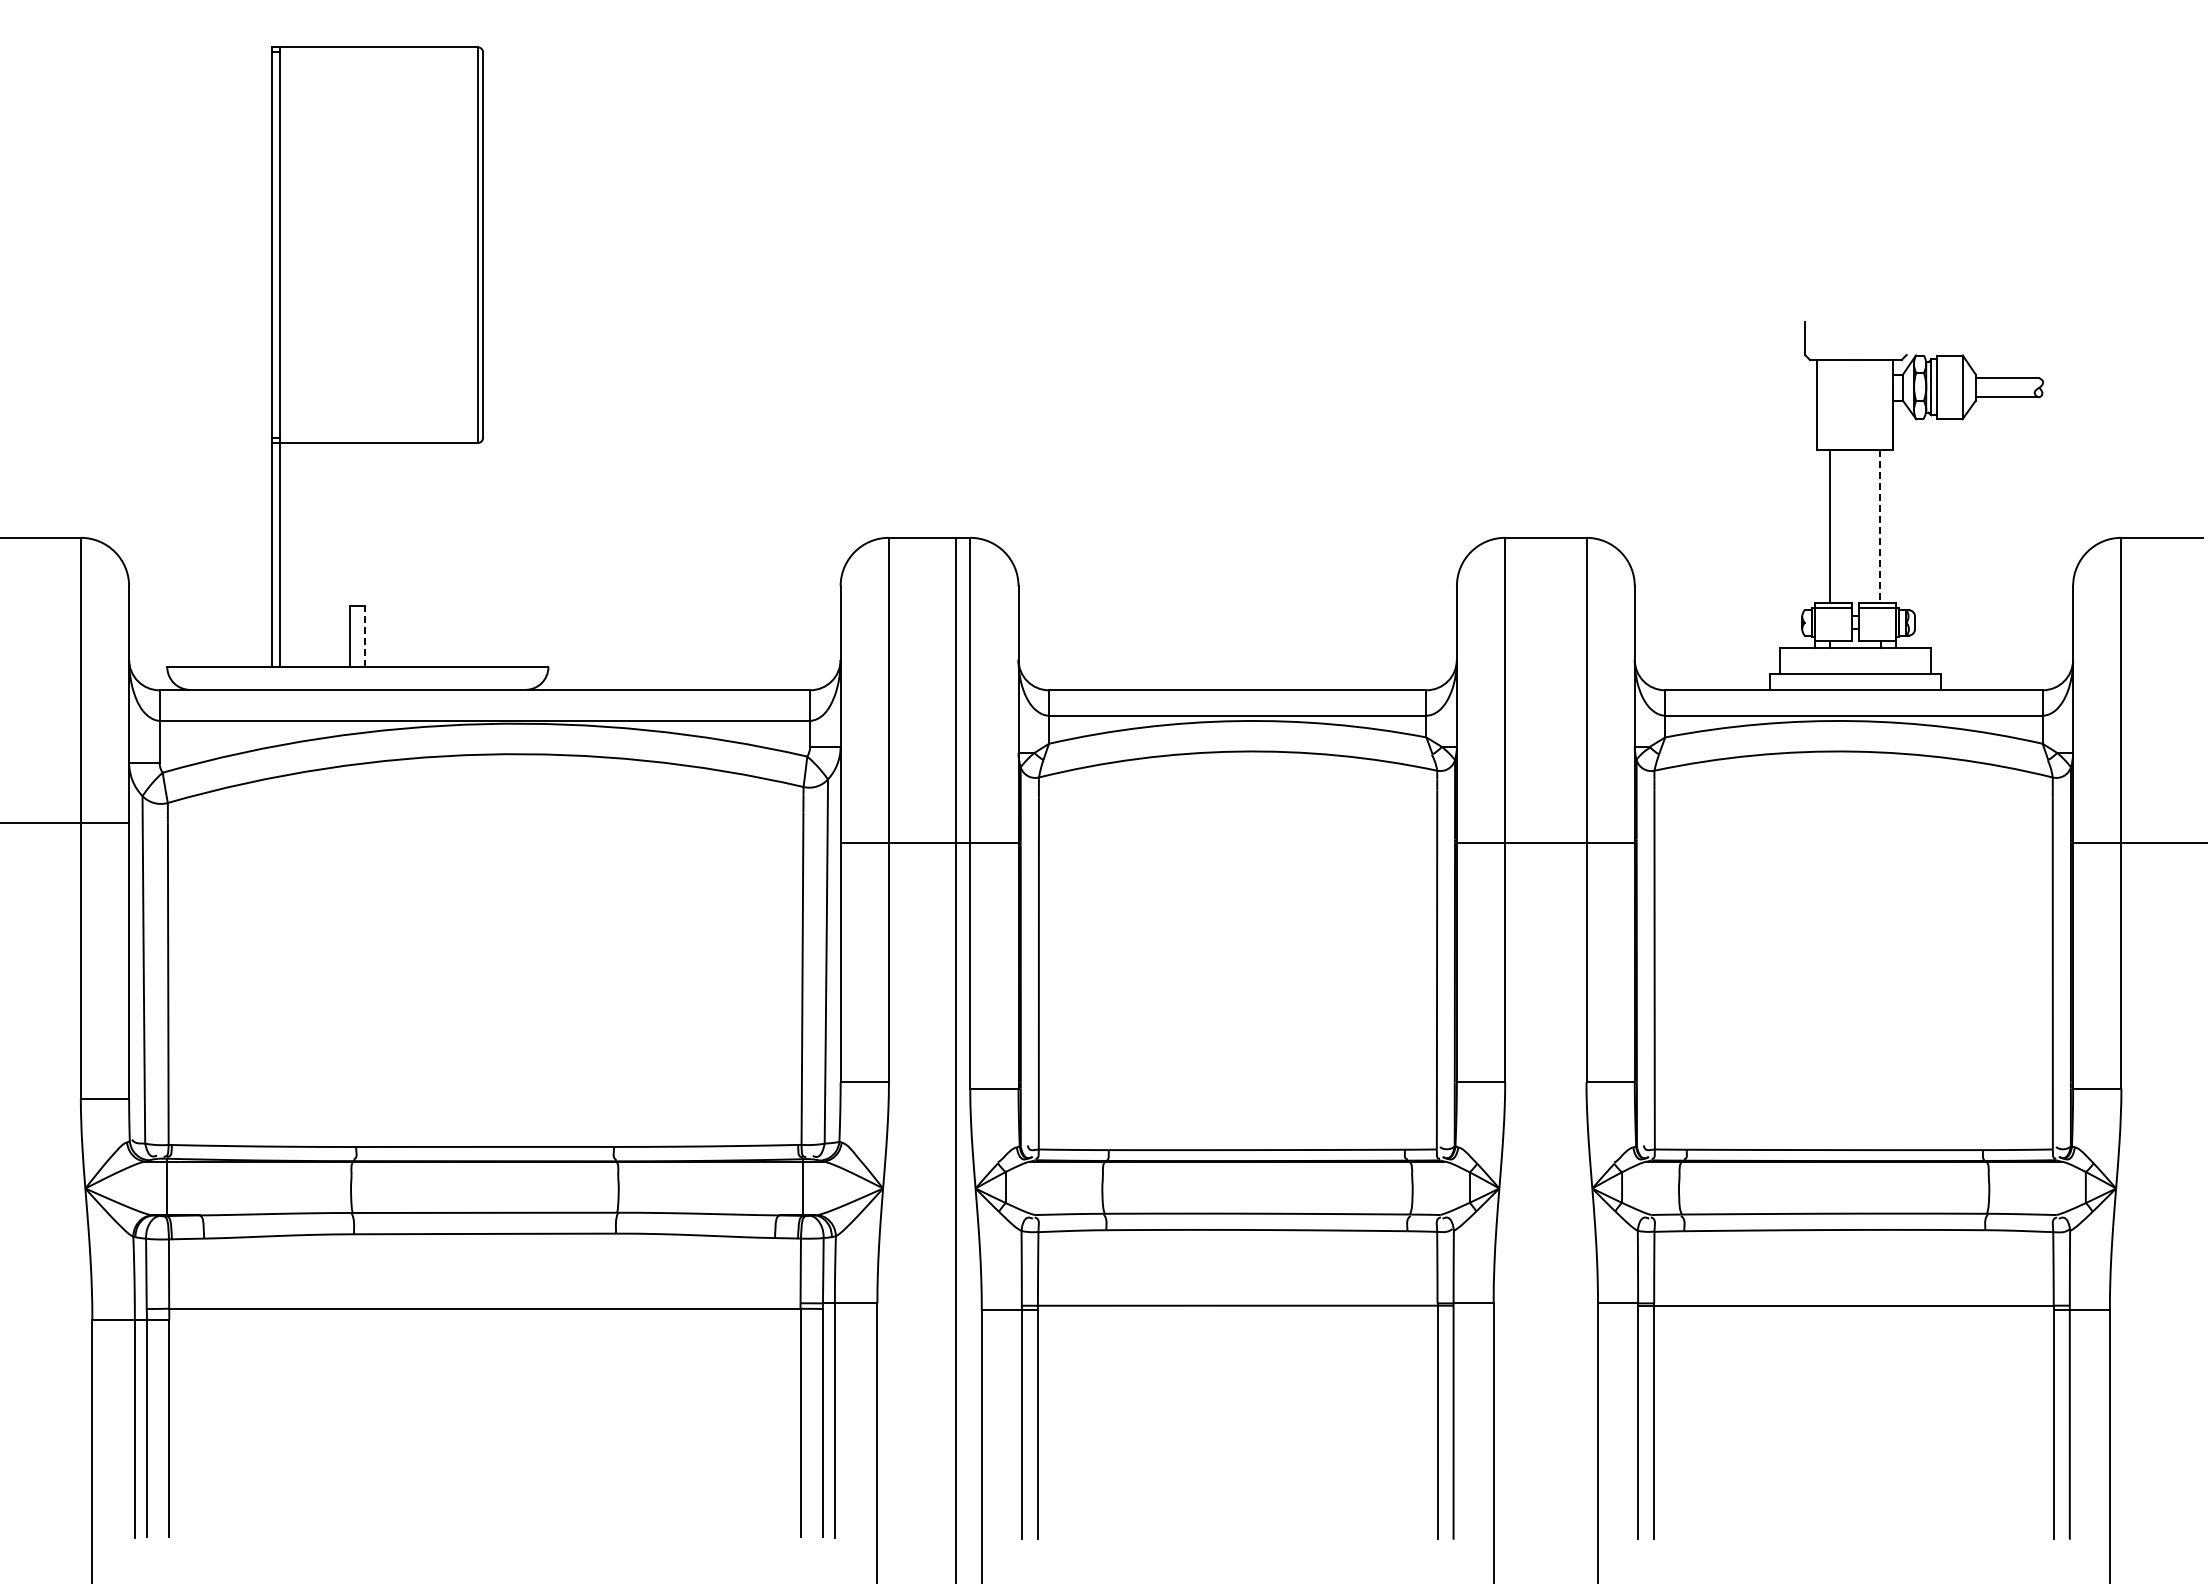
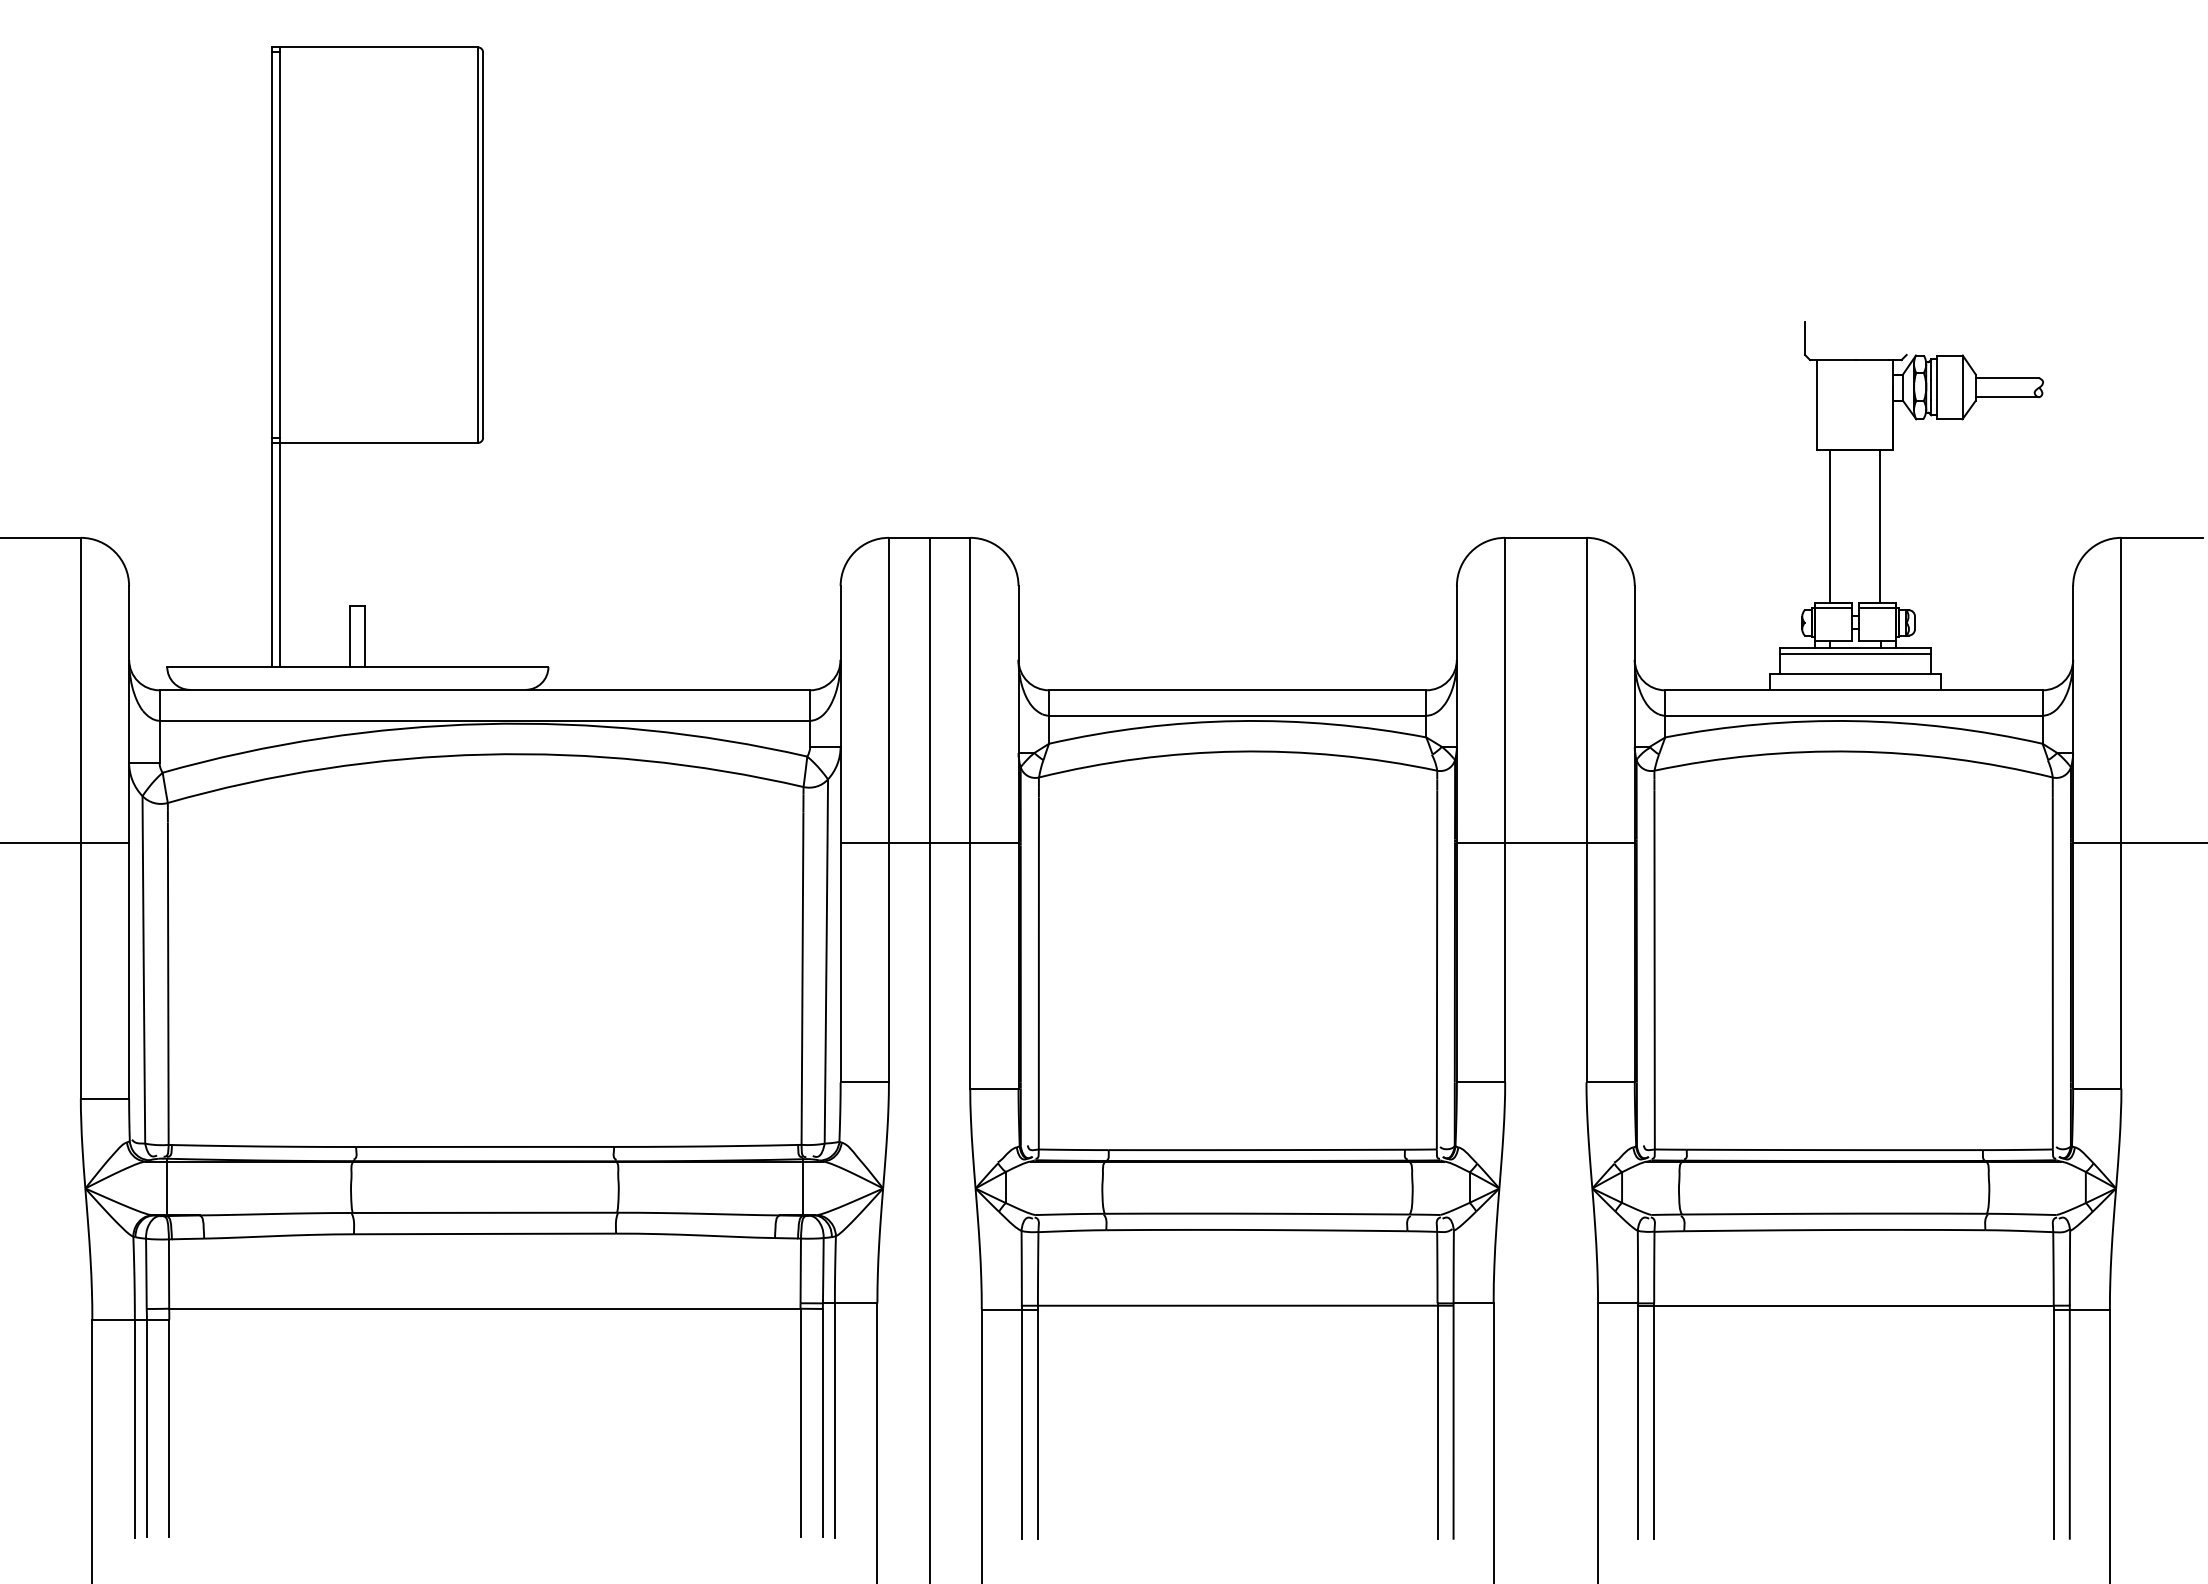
line: dashed -> solid (1880, 526)
line: dashed -> solid (365, 636)
line: none -> present (1855, 654)
line position: (65, 822) -> (65, 842) (65, 842)
line position: (955, 1058) -> (929, 1058) (929, 1058)
